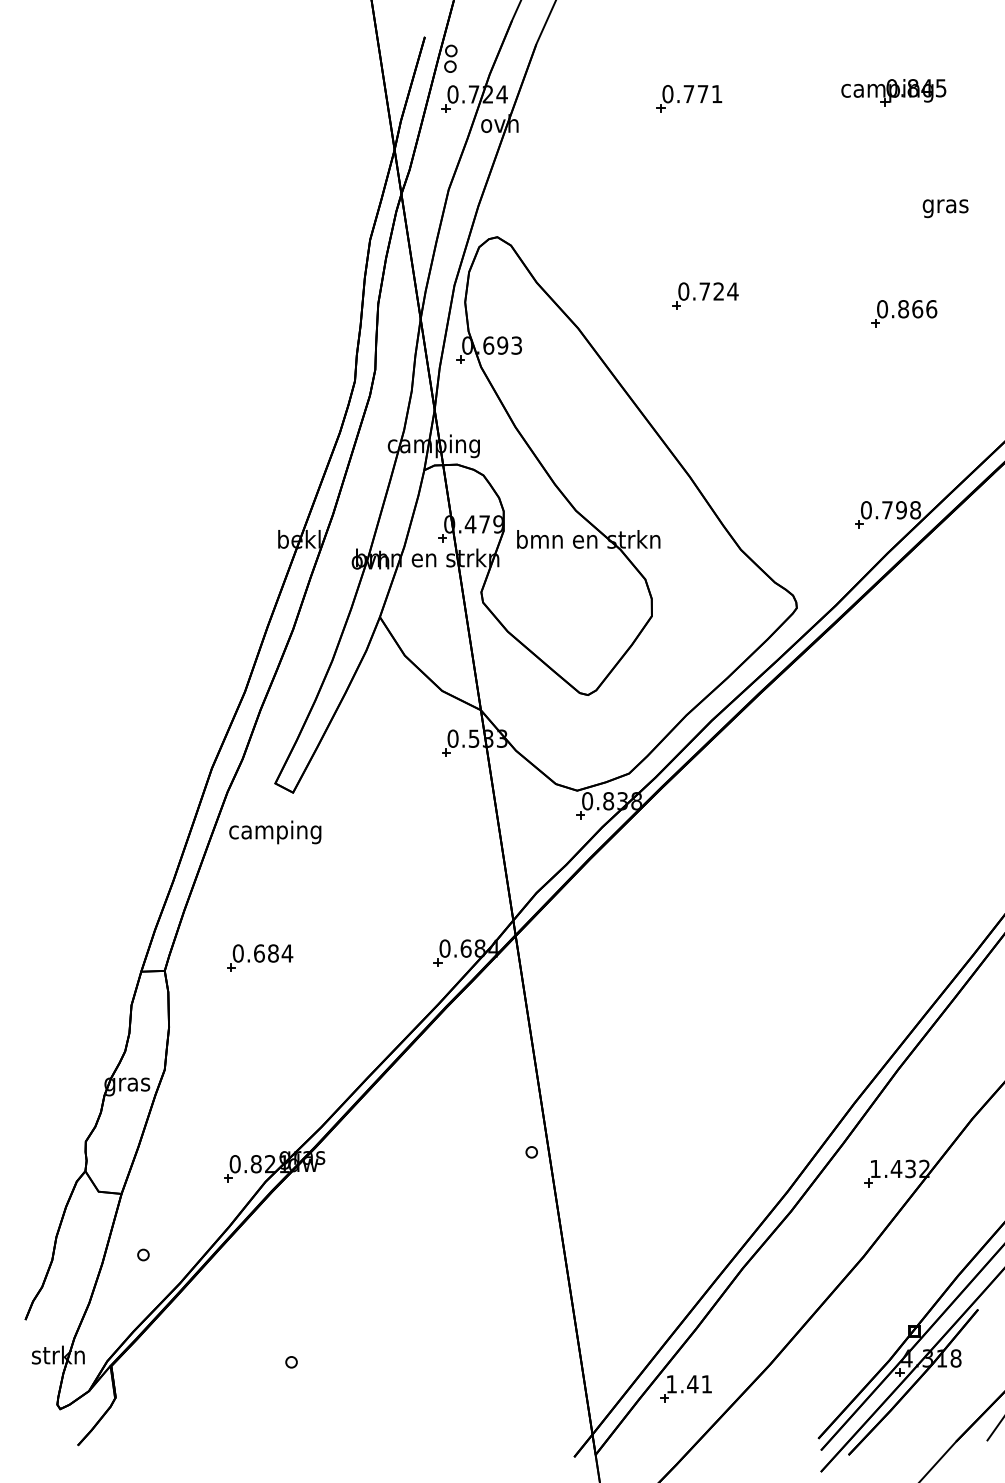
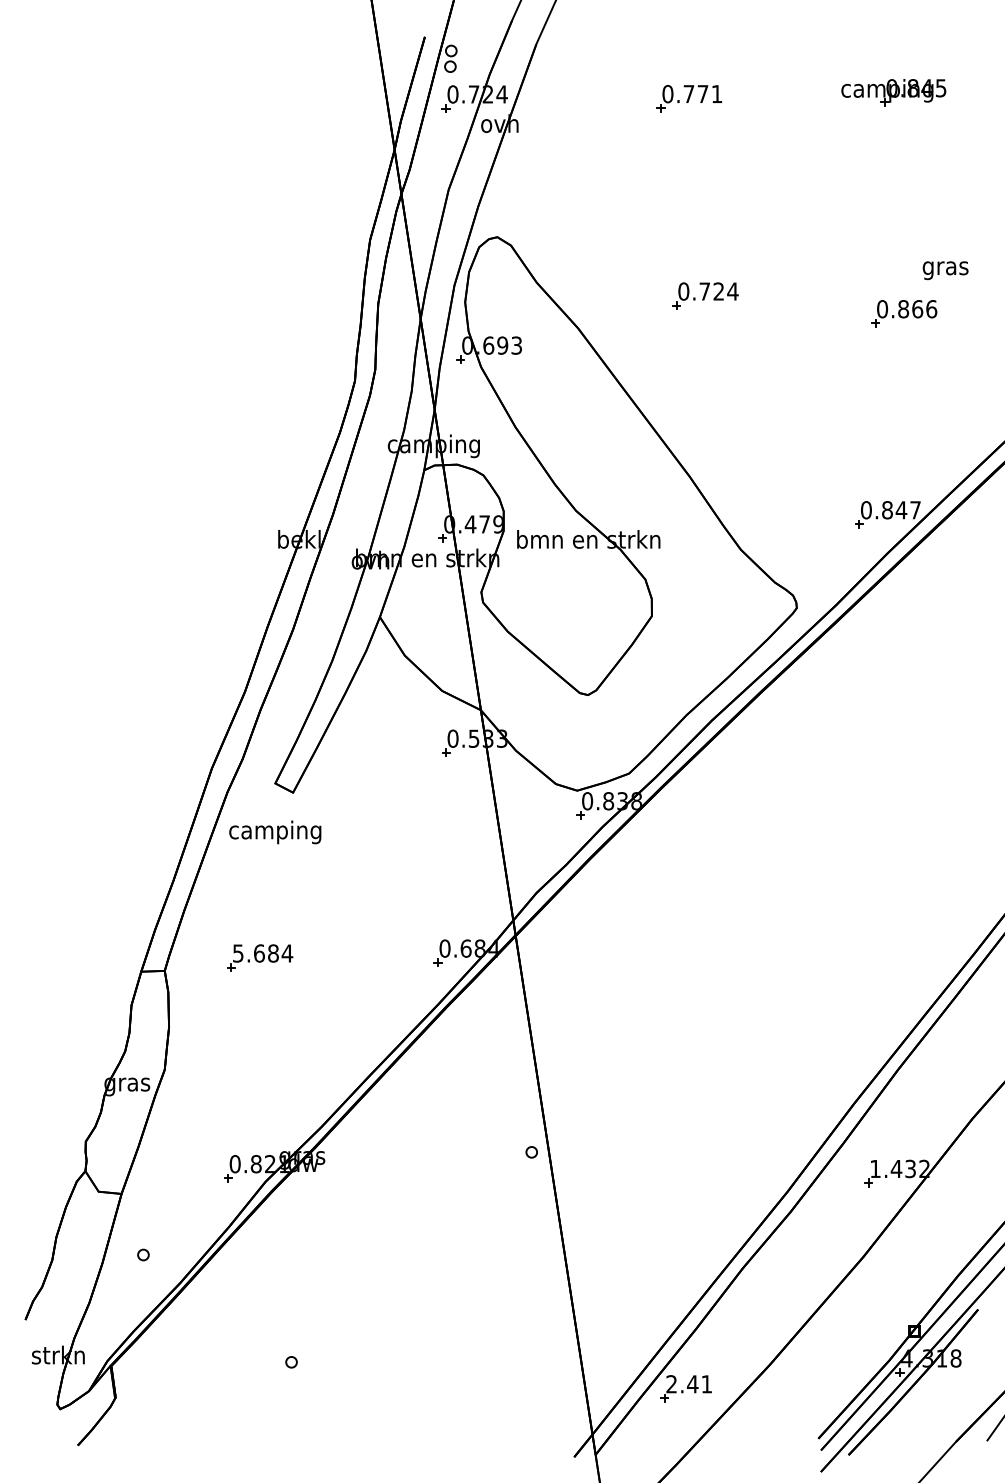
text position: (945, 208) -> (945, 270) (945, 270)
text: 0.798 -> 0.847 (901, 510)
text: 0.684 -> 5.684 (237, 953)
text: 1.41 -> 2.41 (671, 1384)
